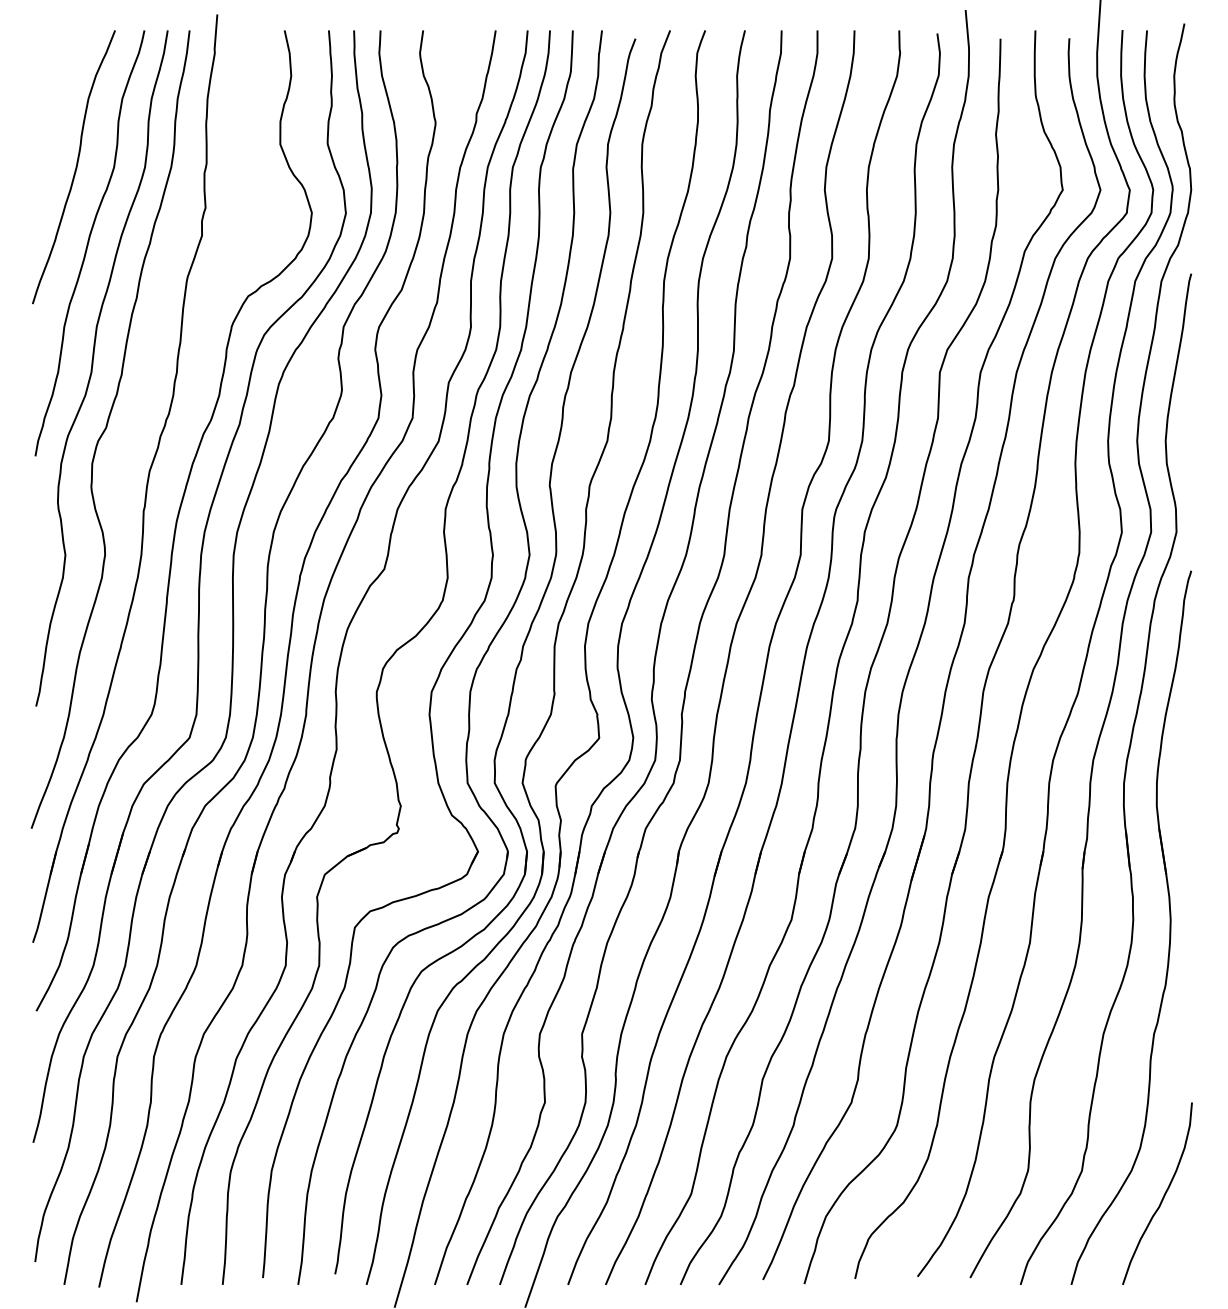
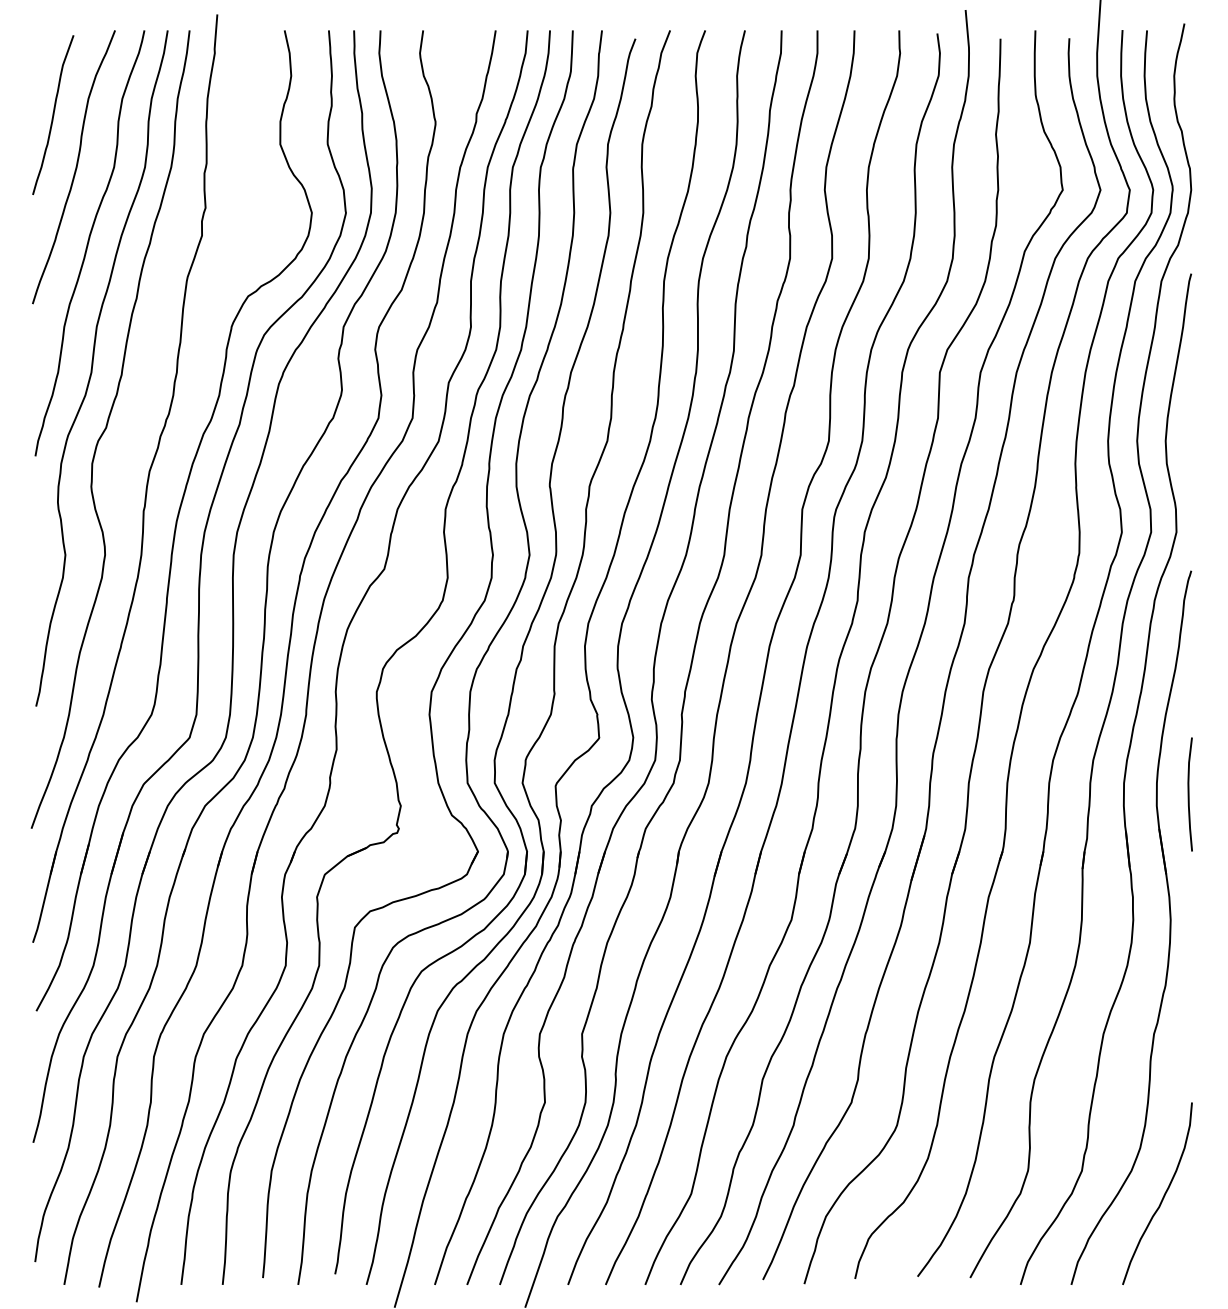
curve: none -> present (53, 114)
curve: none -> present (1189, 794)
